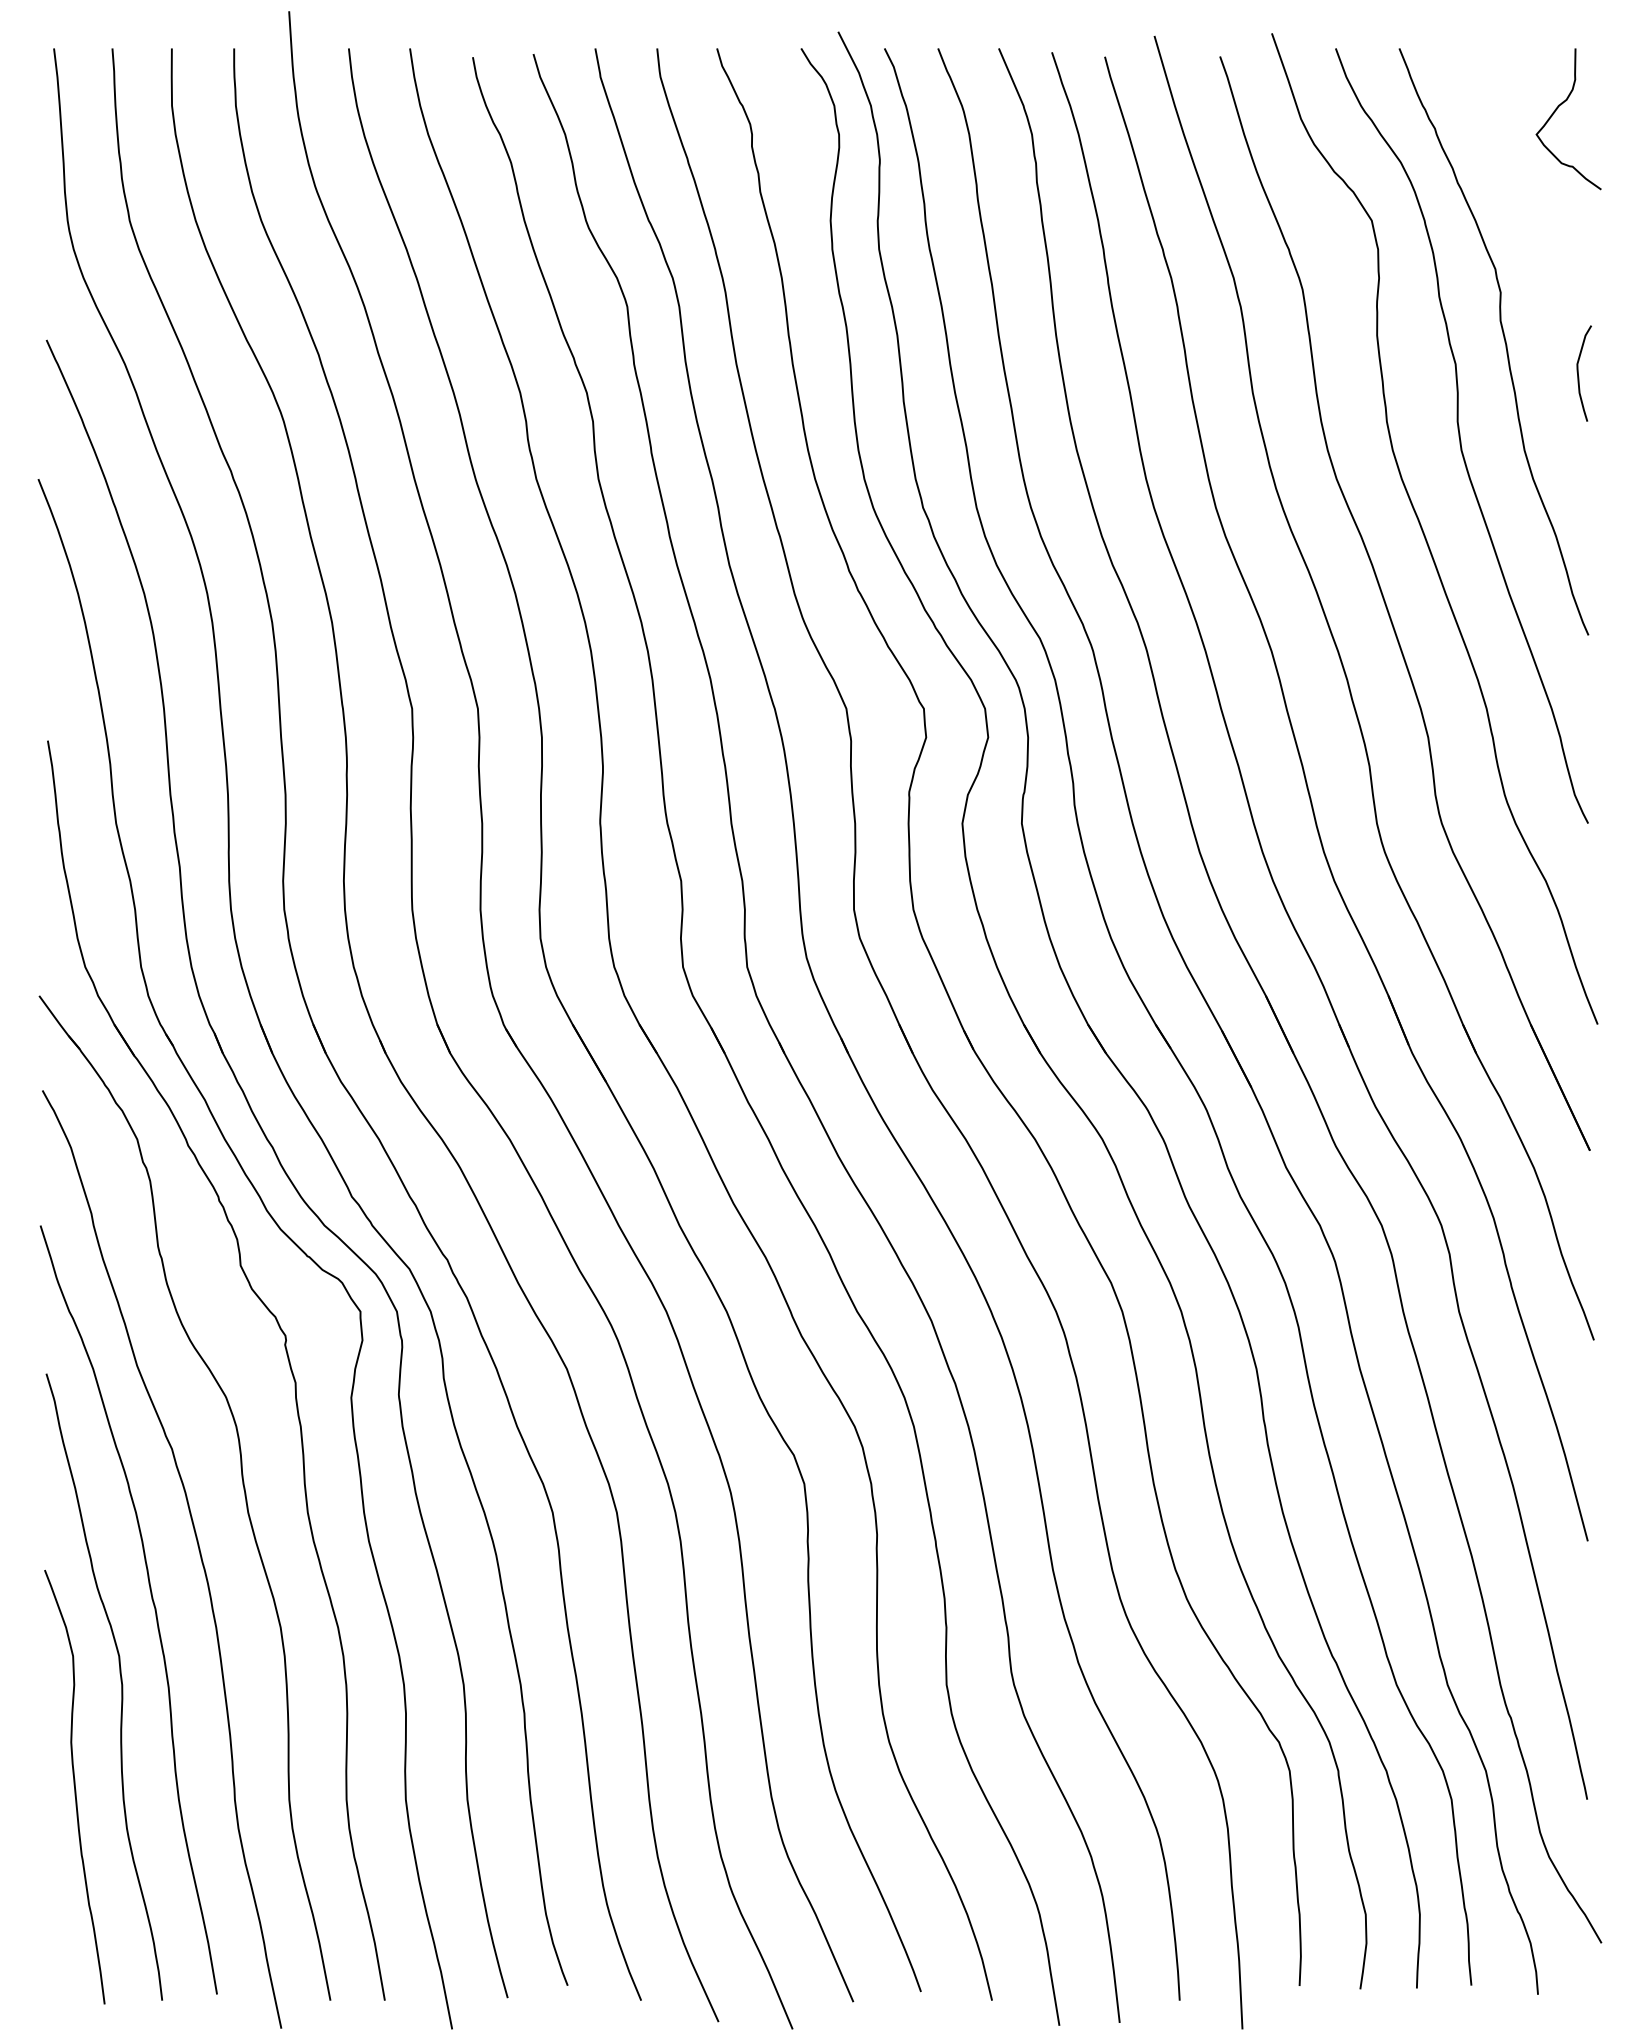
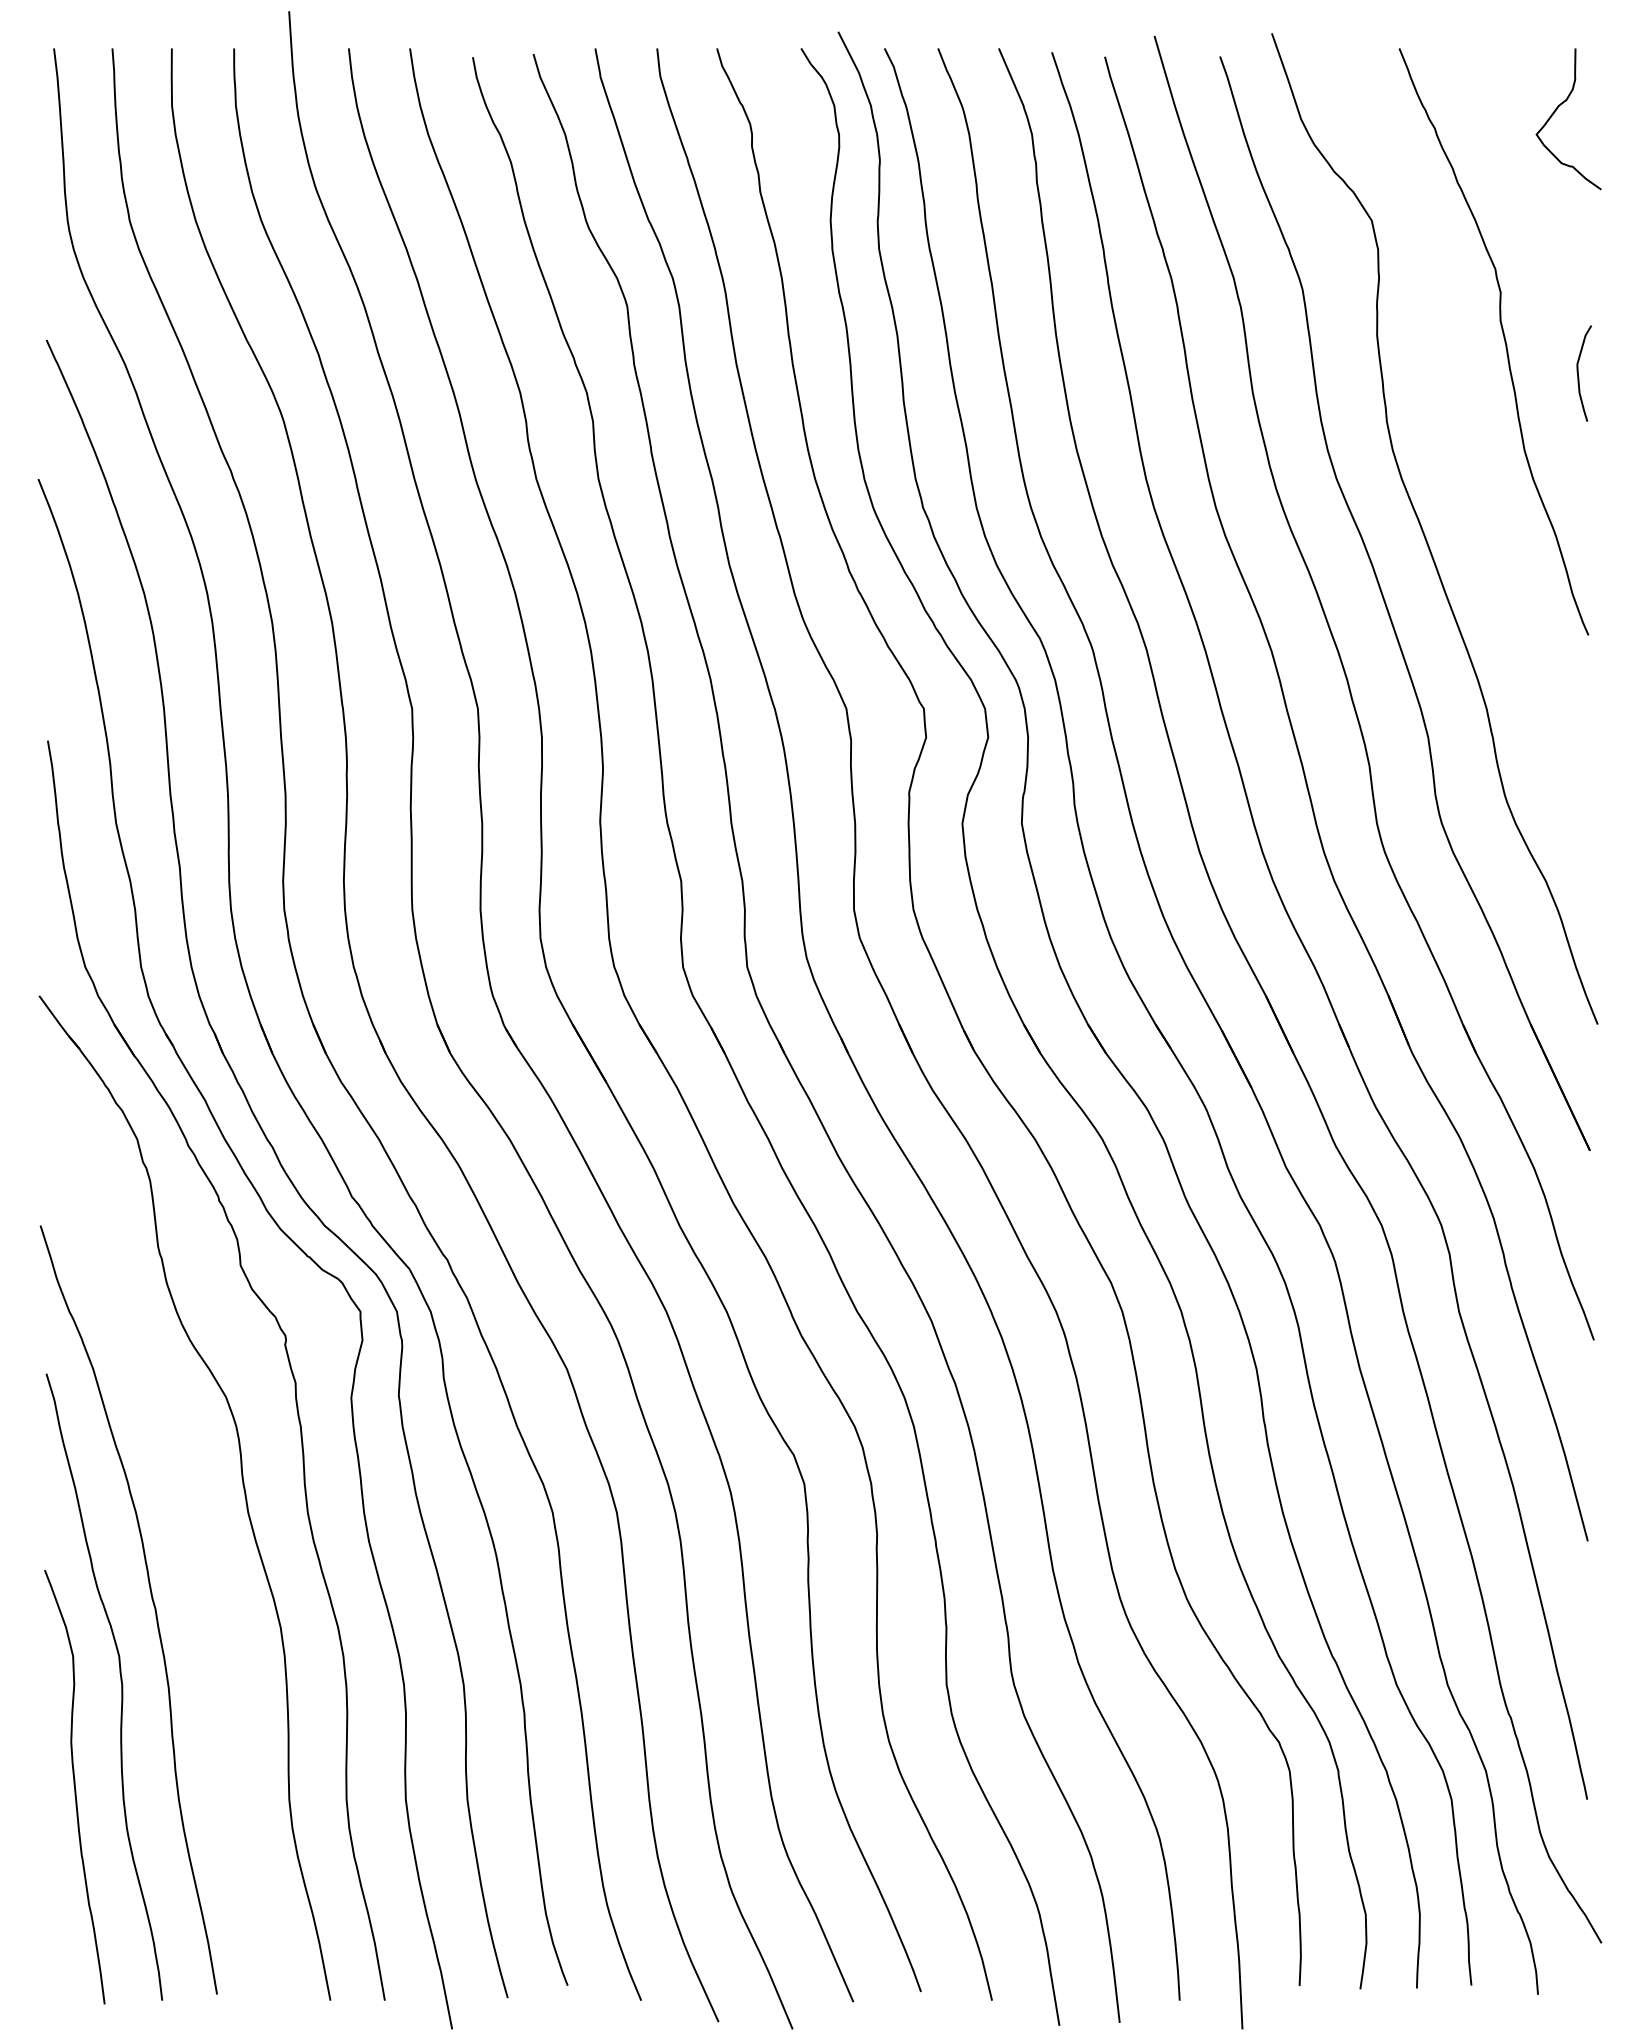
curve: present -> none (1460, 435)
curve: present -> none (198, 1550)
